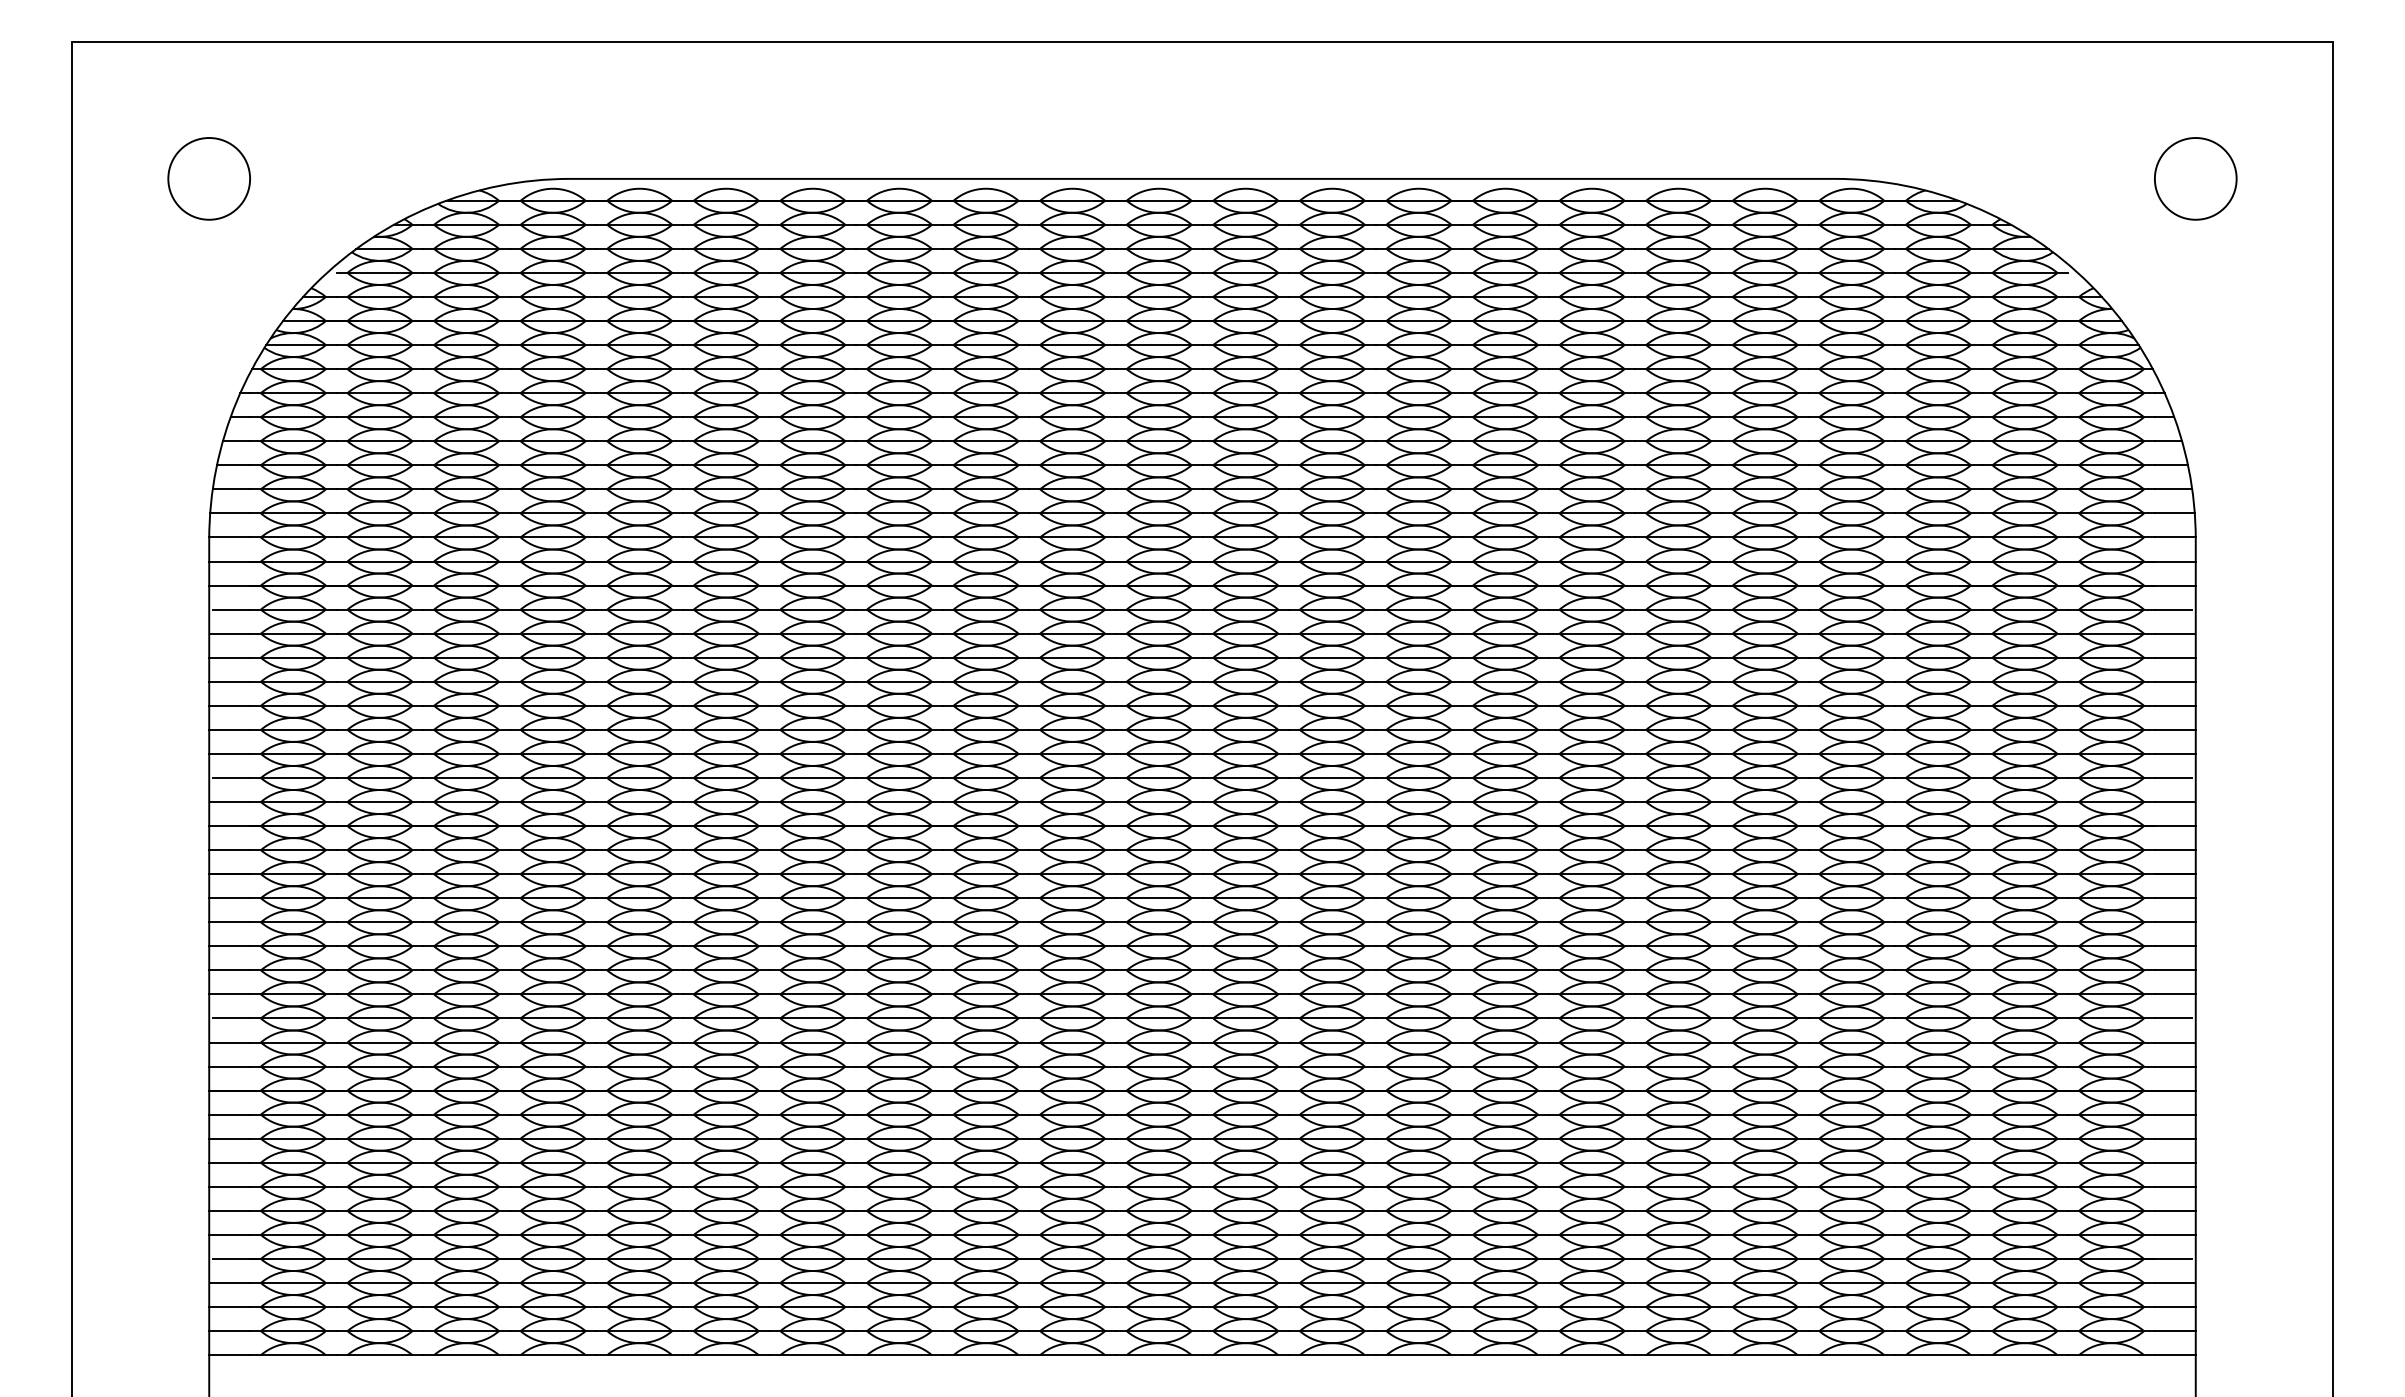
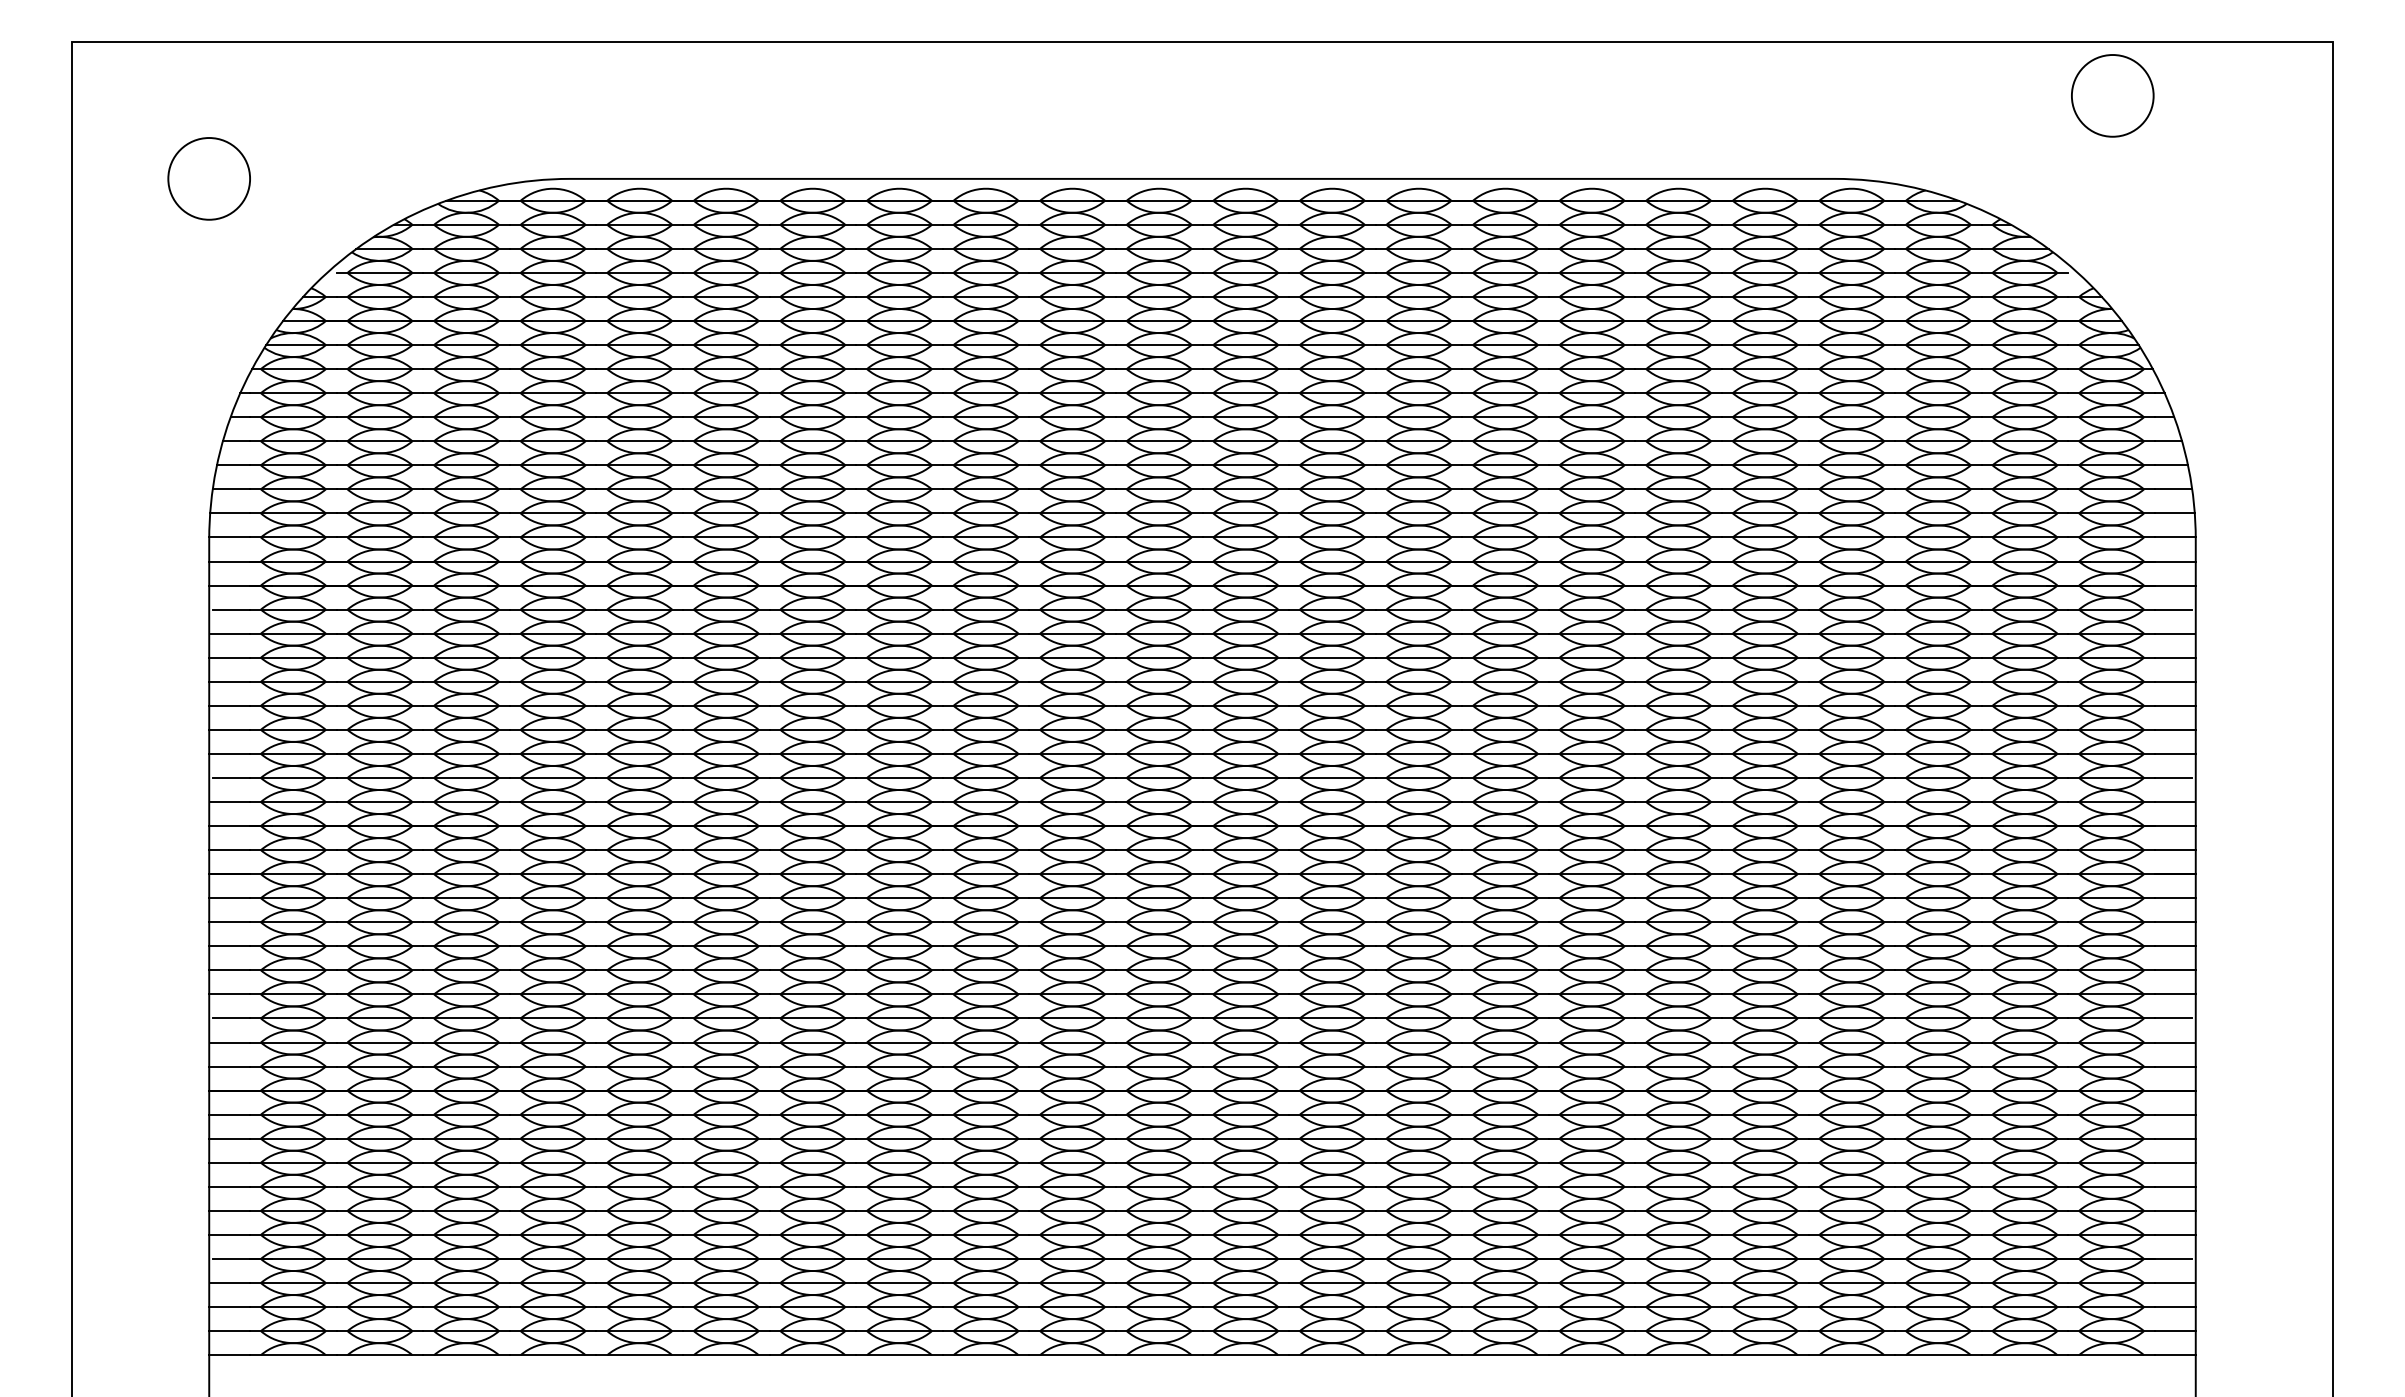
circle position: (2195, 178) -> (2112, 95) (2112, 95)
